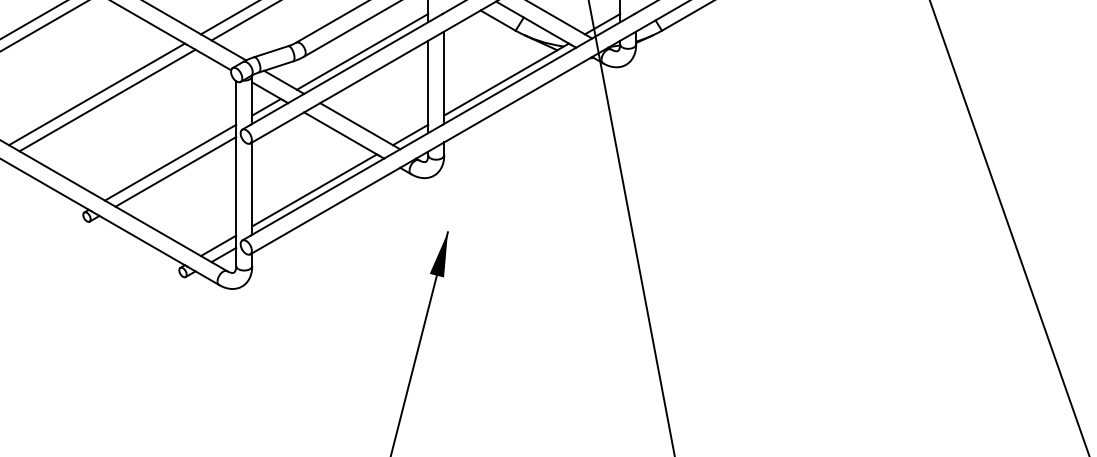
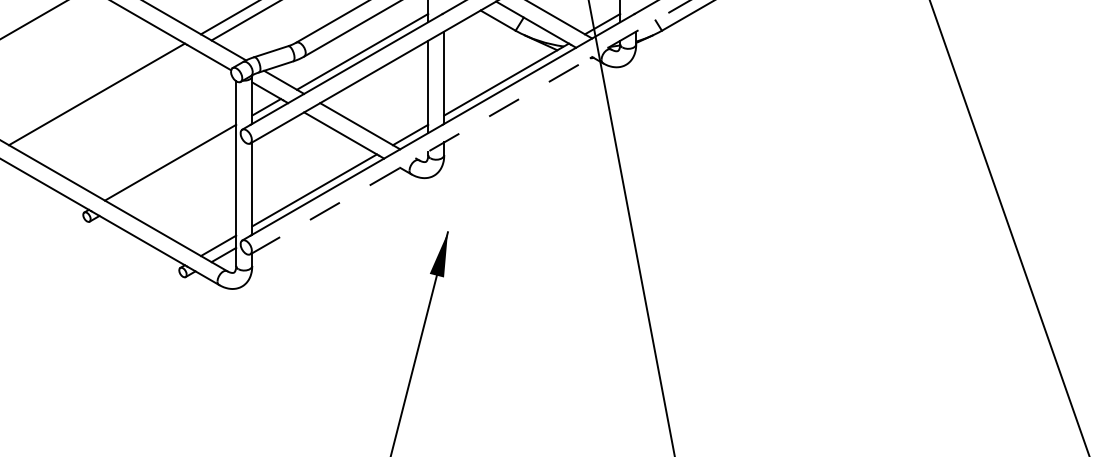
line: present -> none (43, 26)
line: present -> none (107, 100)
line: solid -> dashed (471, 126)
line: present -> none (175, 171)
